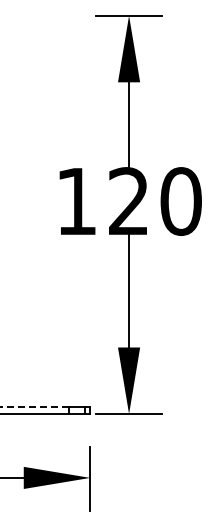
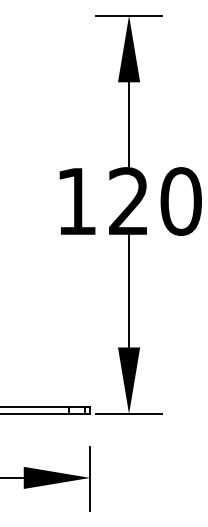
line: dashed -> solid (34, 407)
